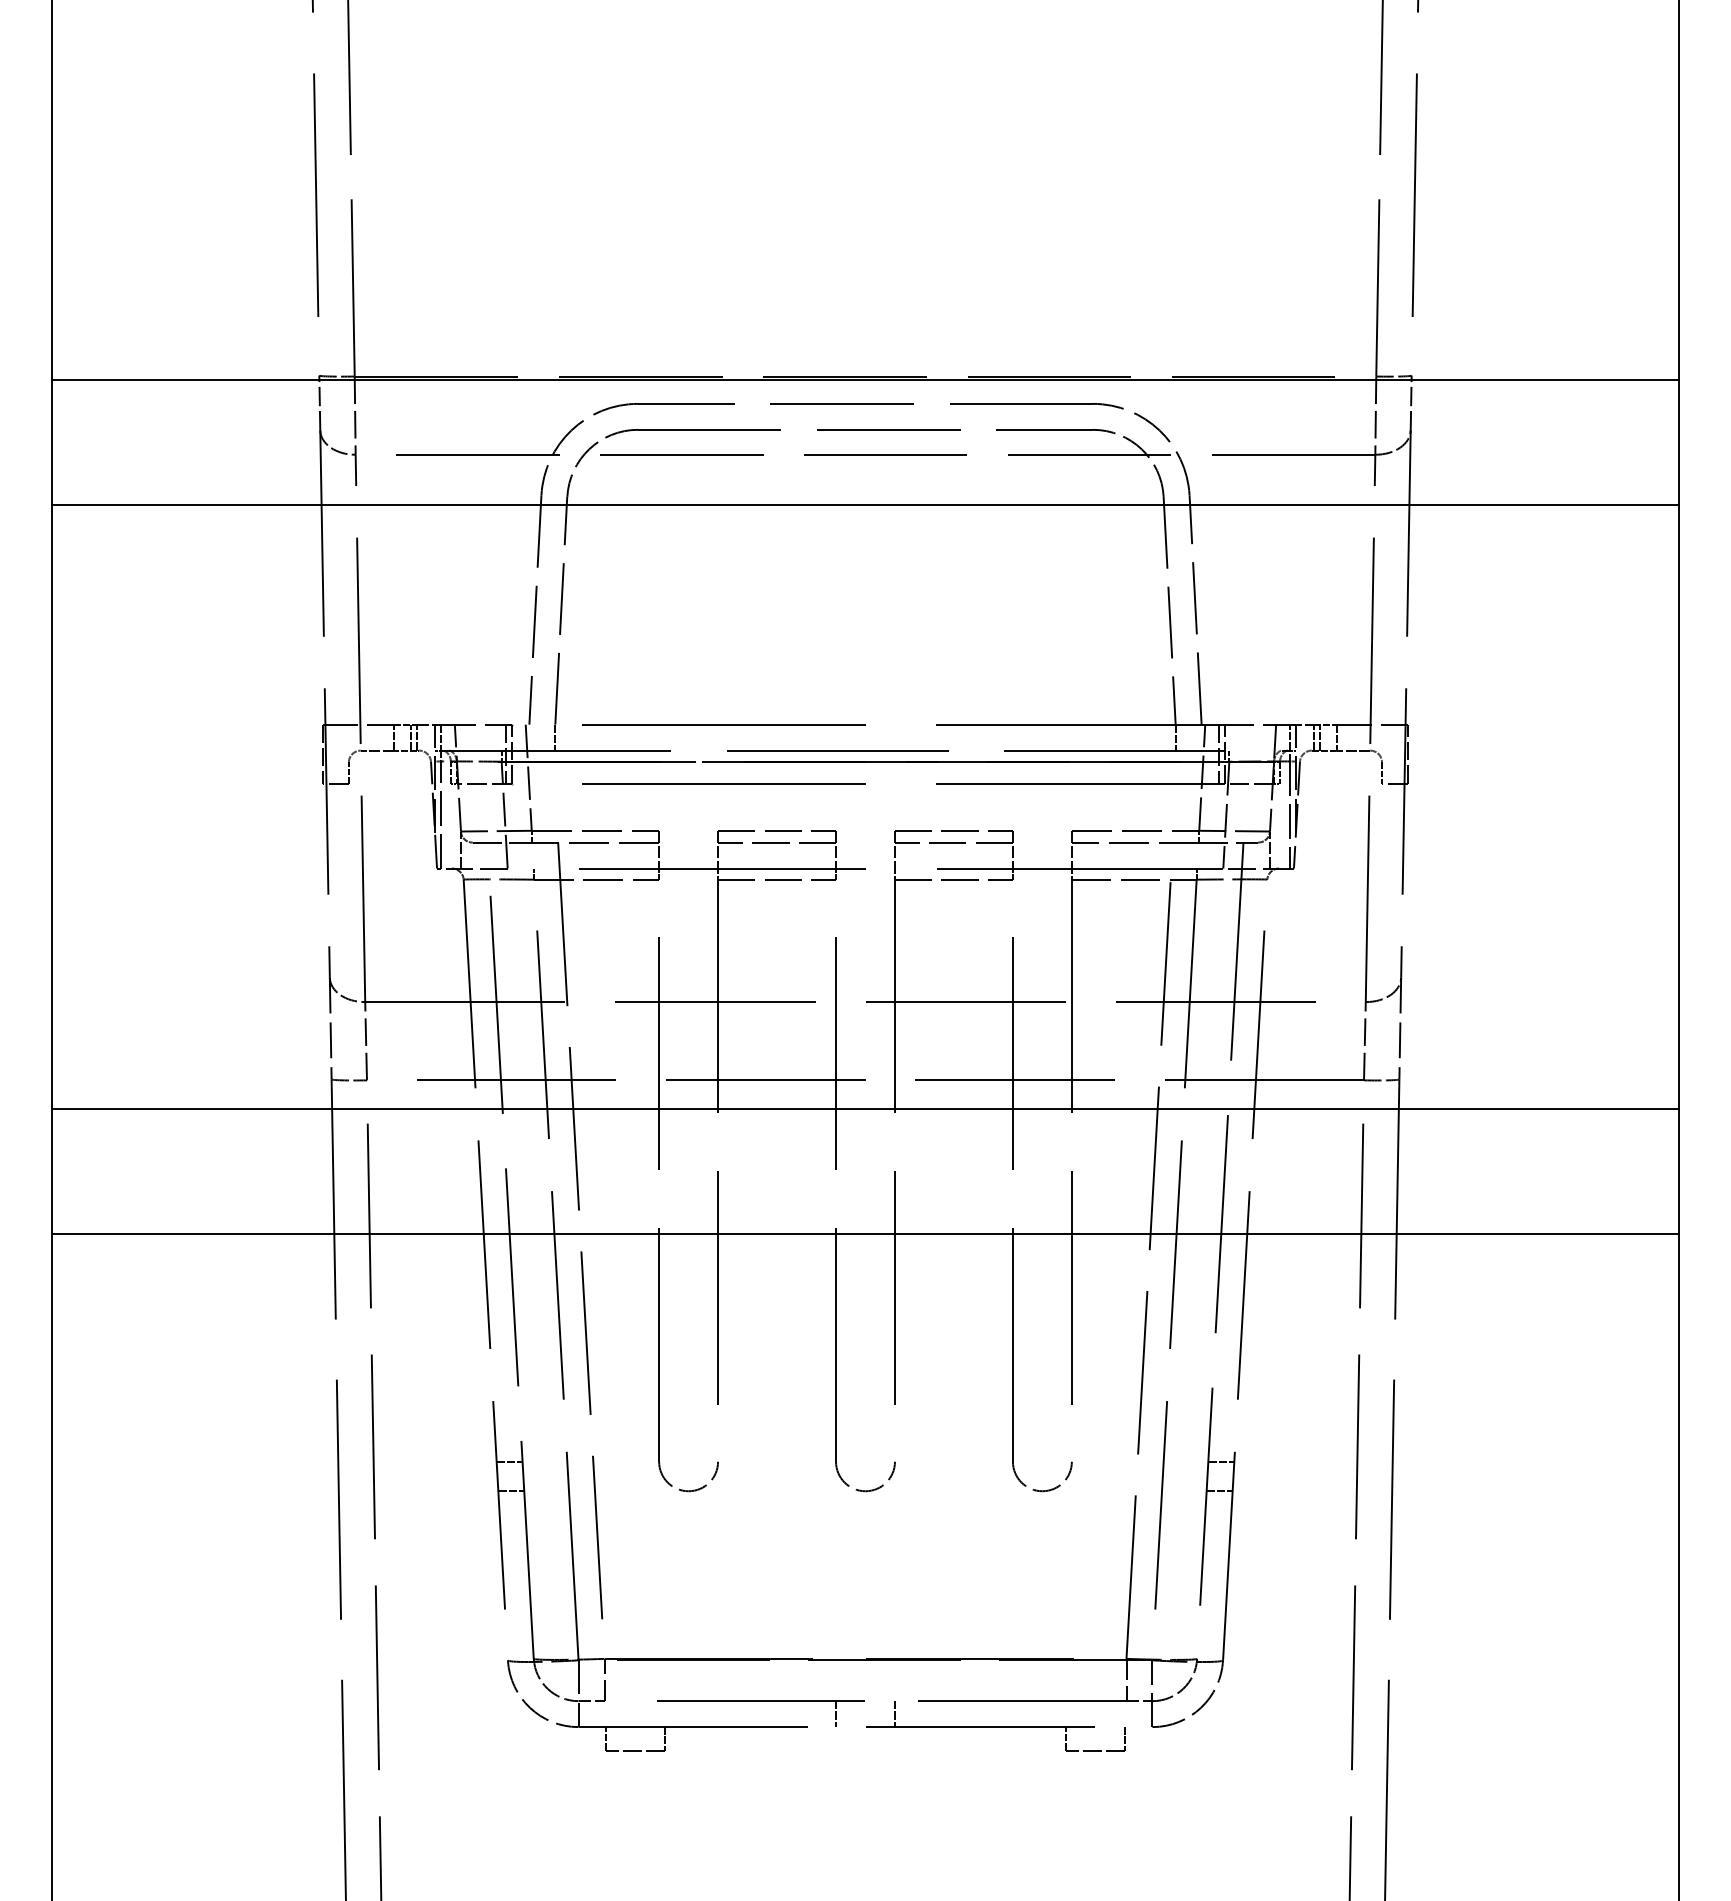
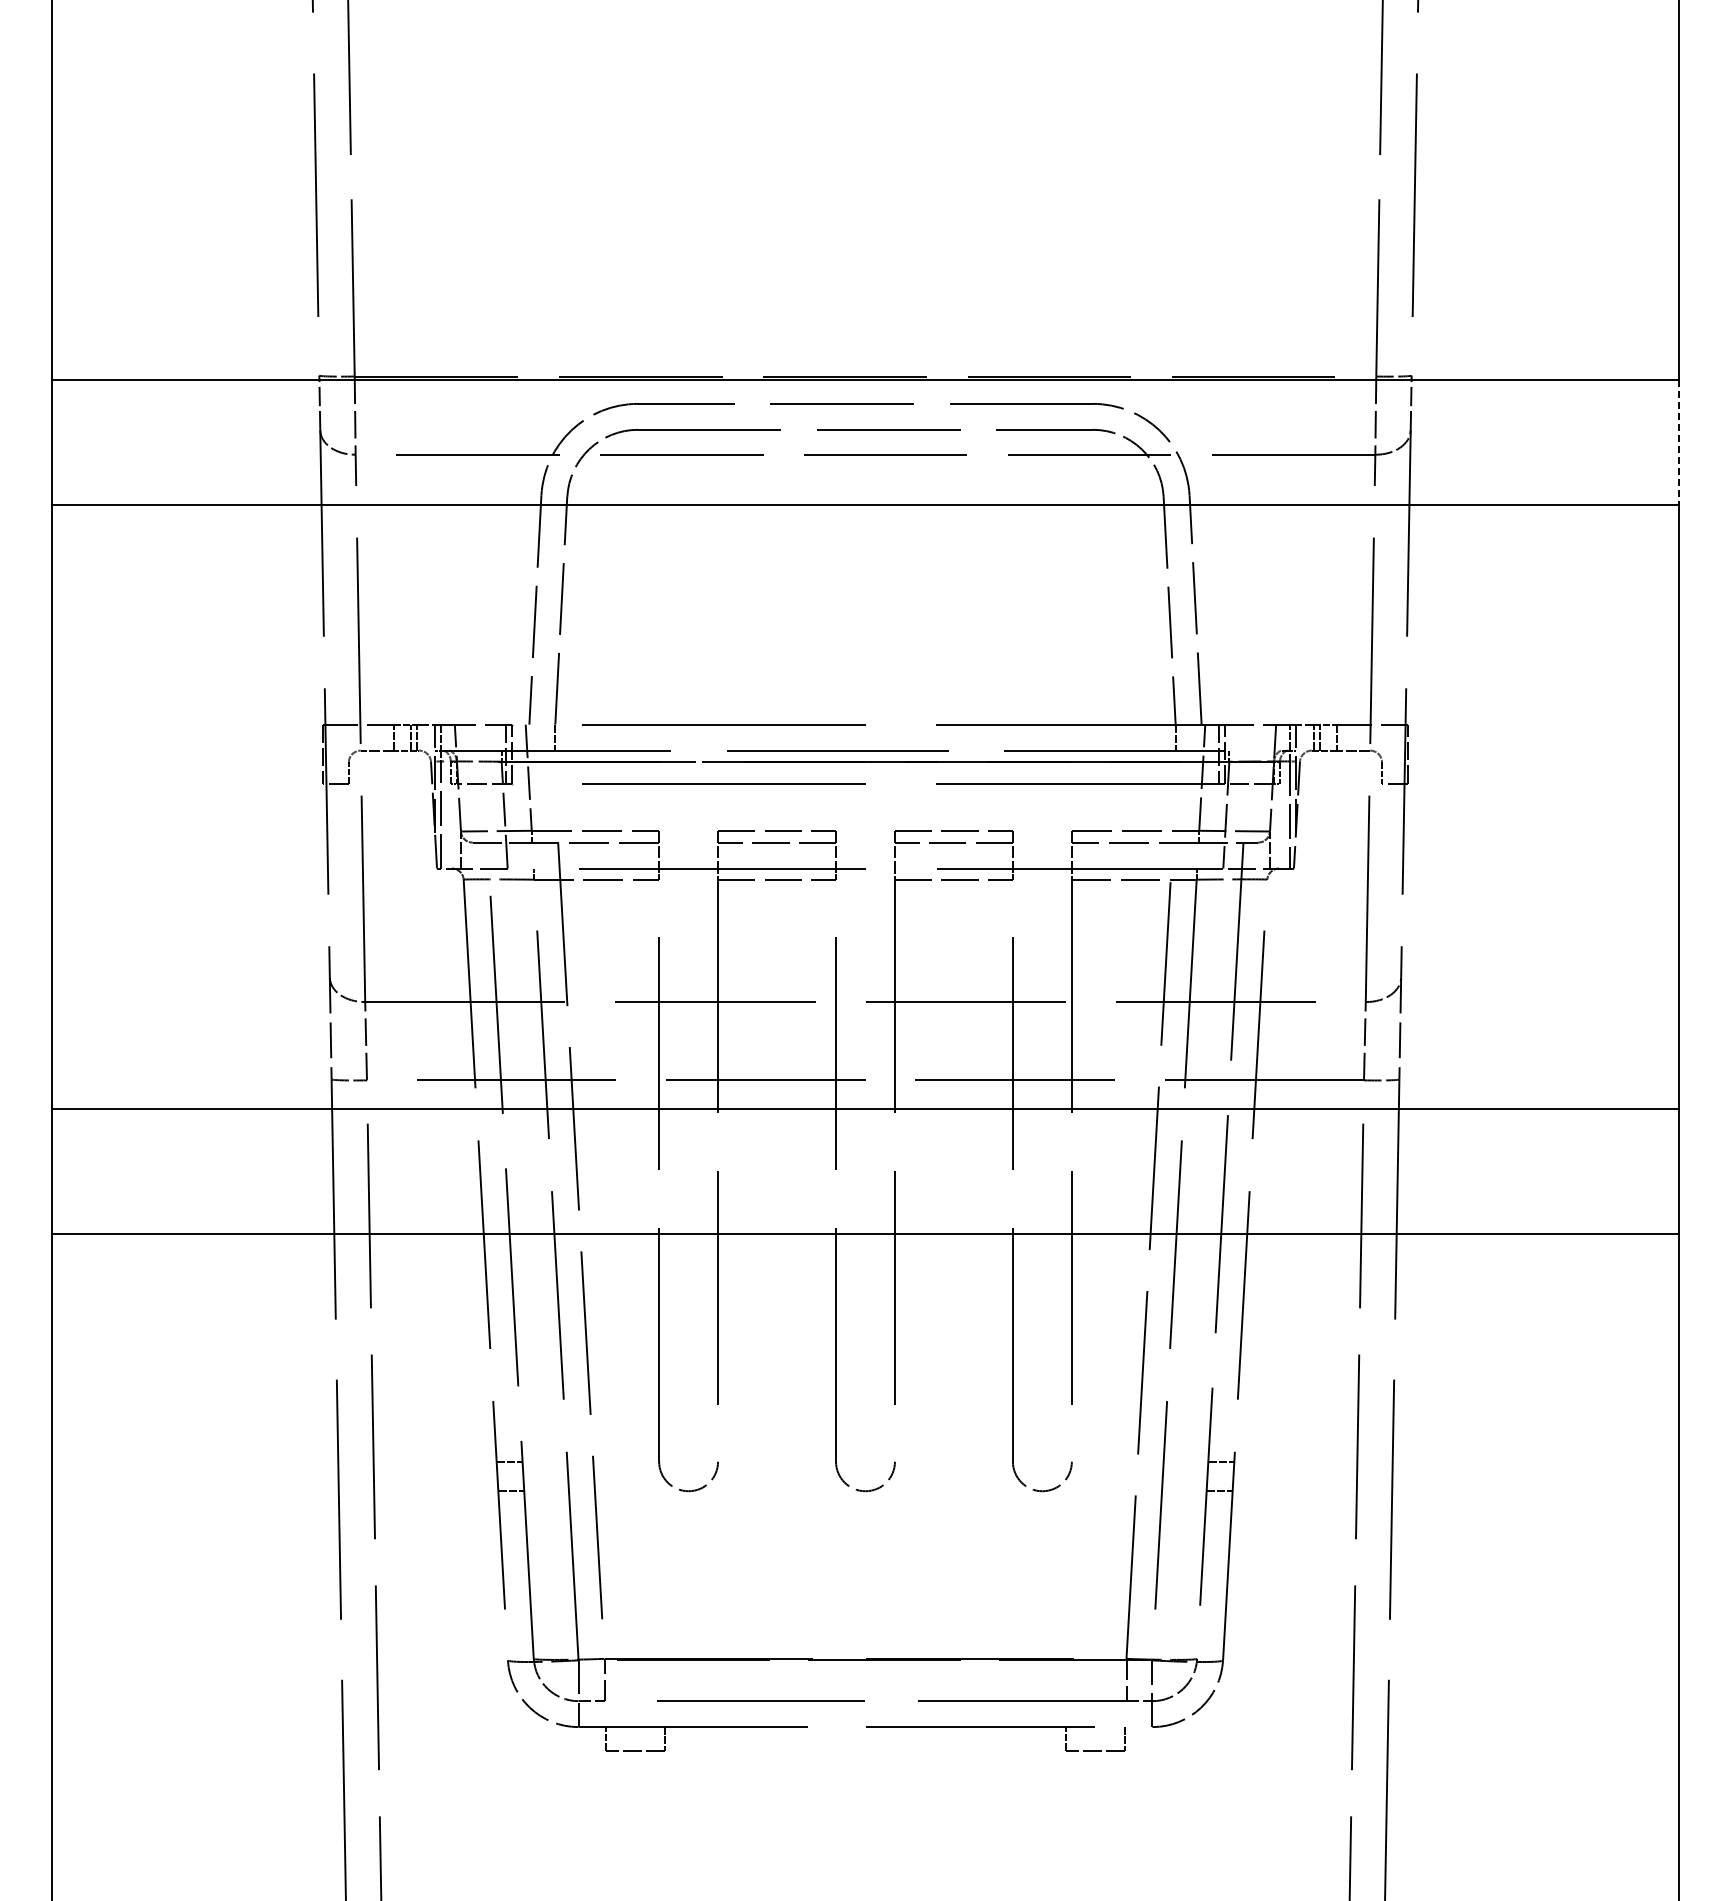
line: solid -> dashed (1679, 442)
line: present -> none (836, 1714)
line: present -> none (894, 1714)
